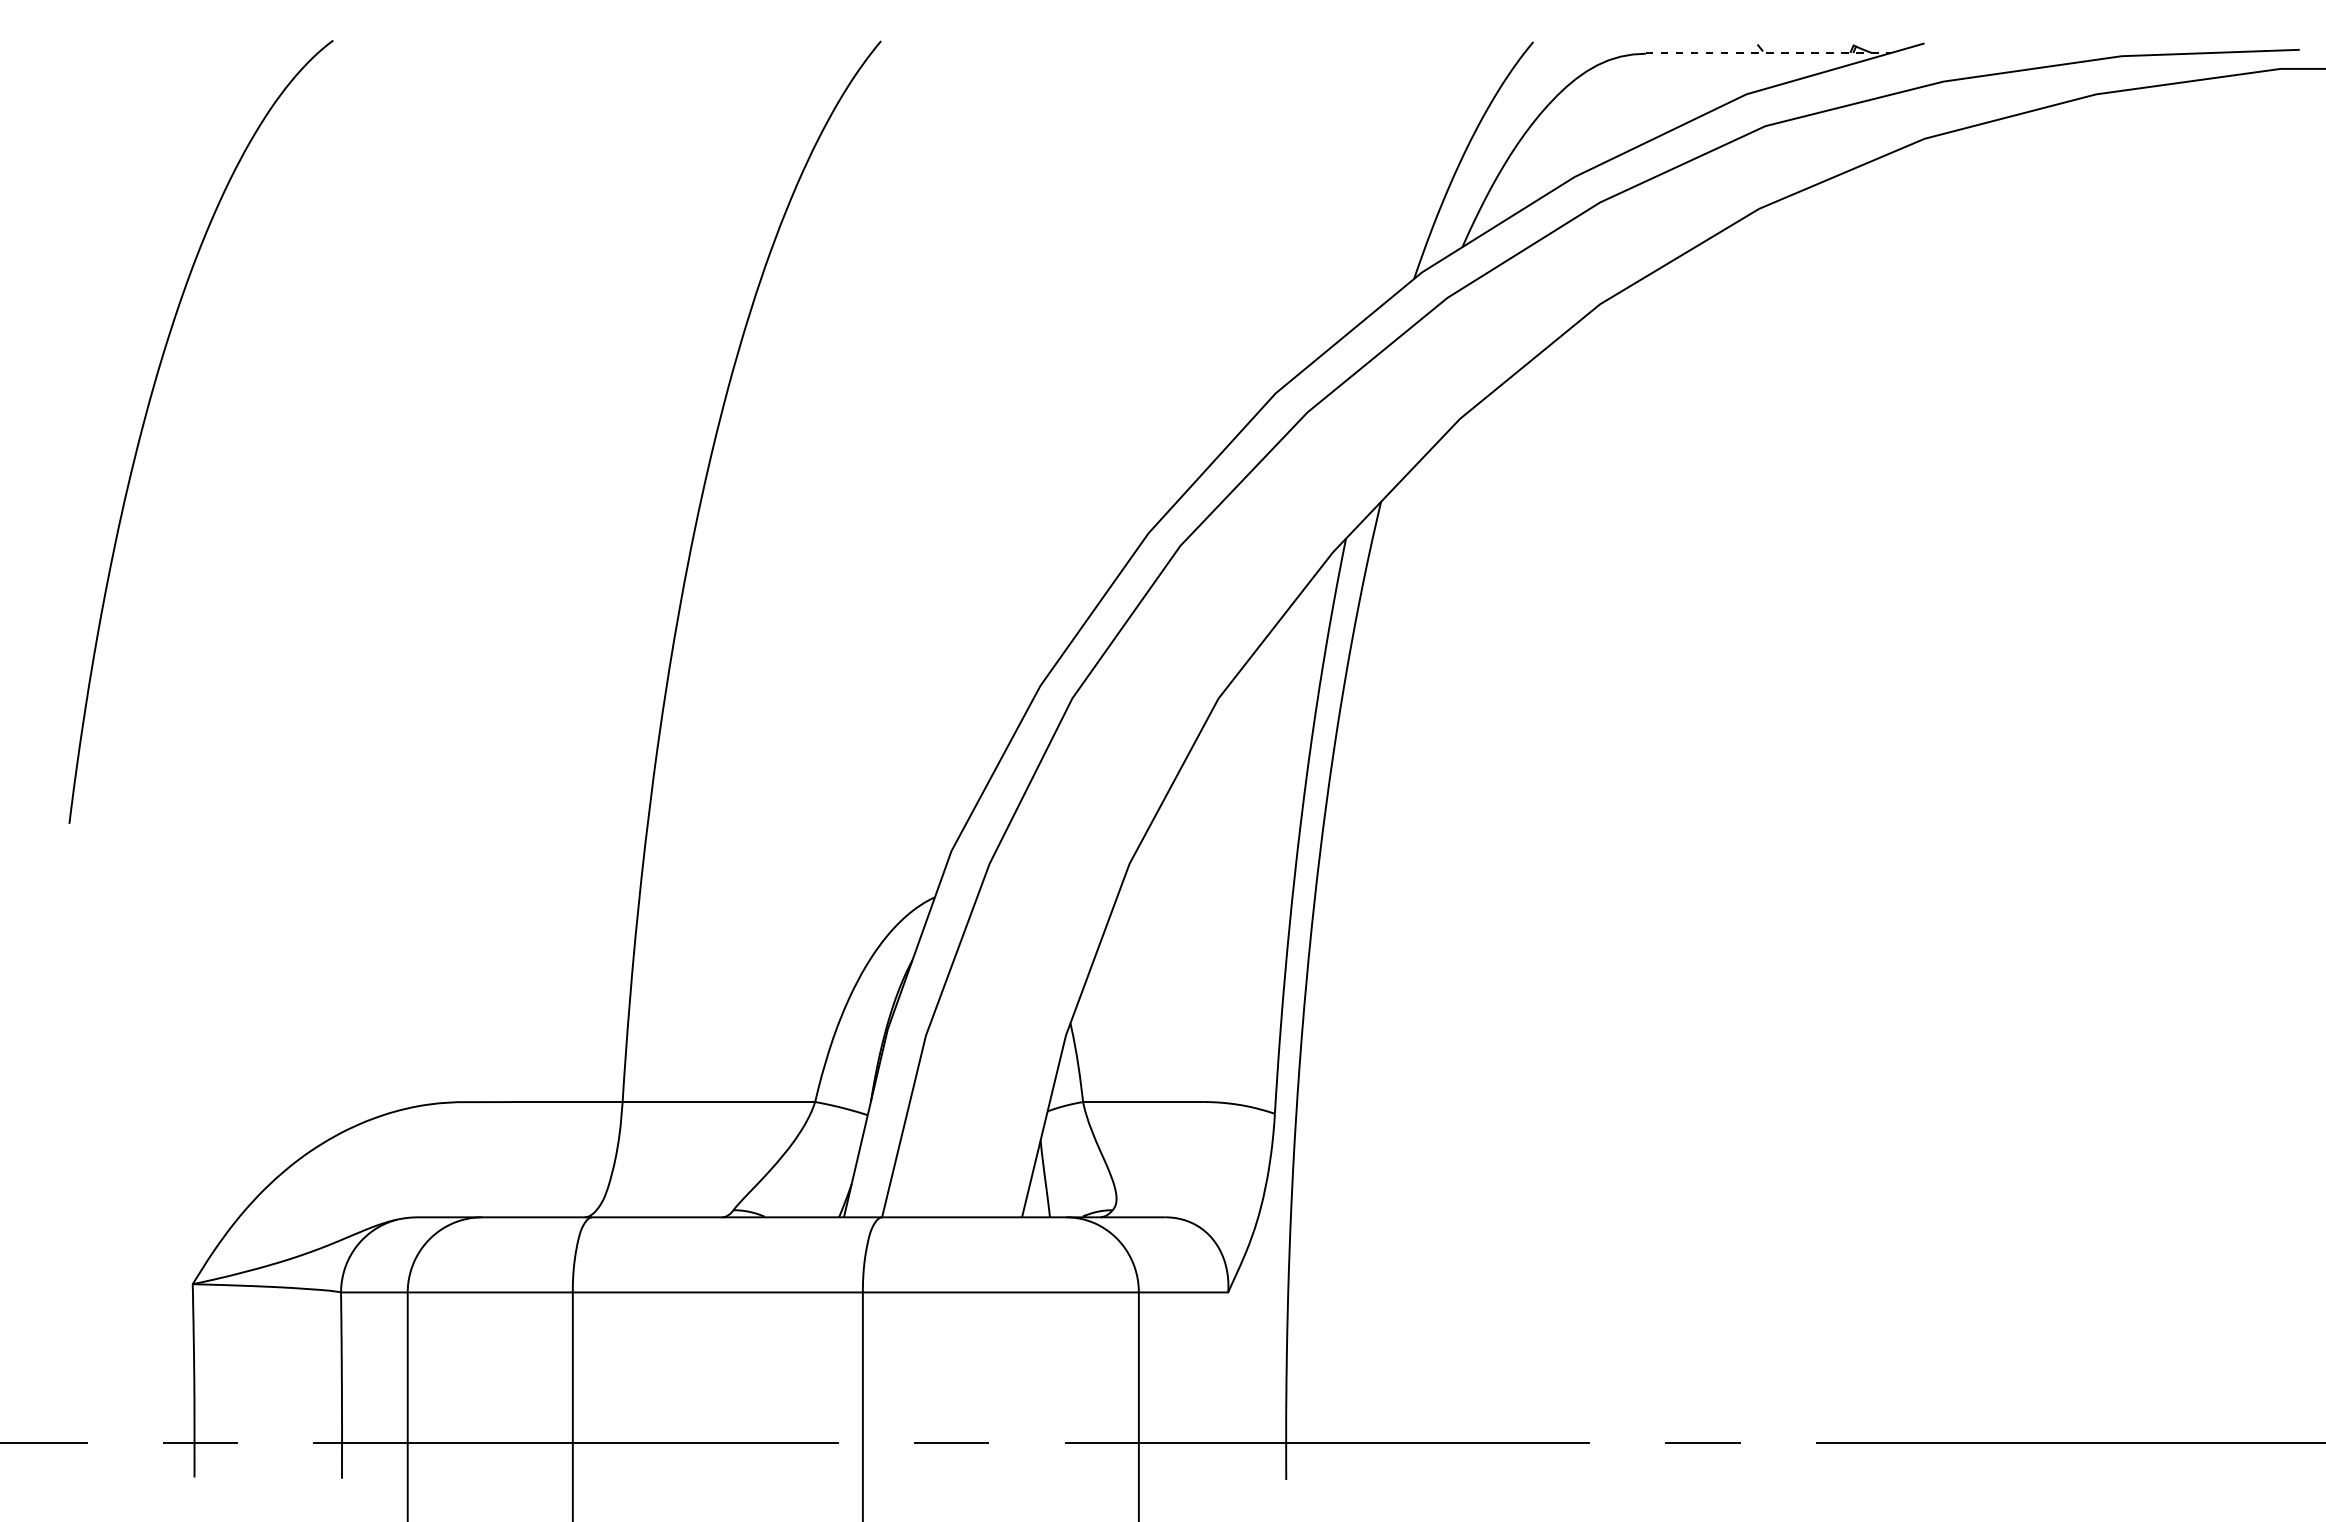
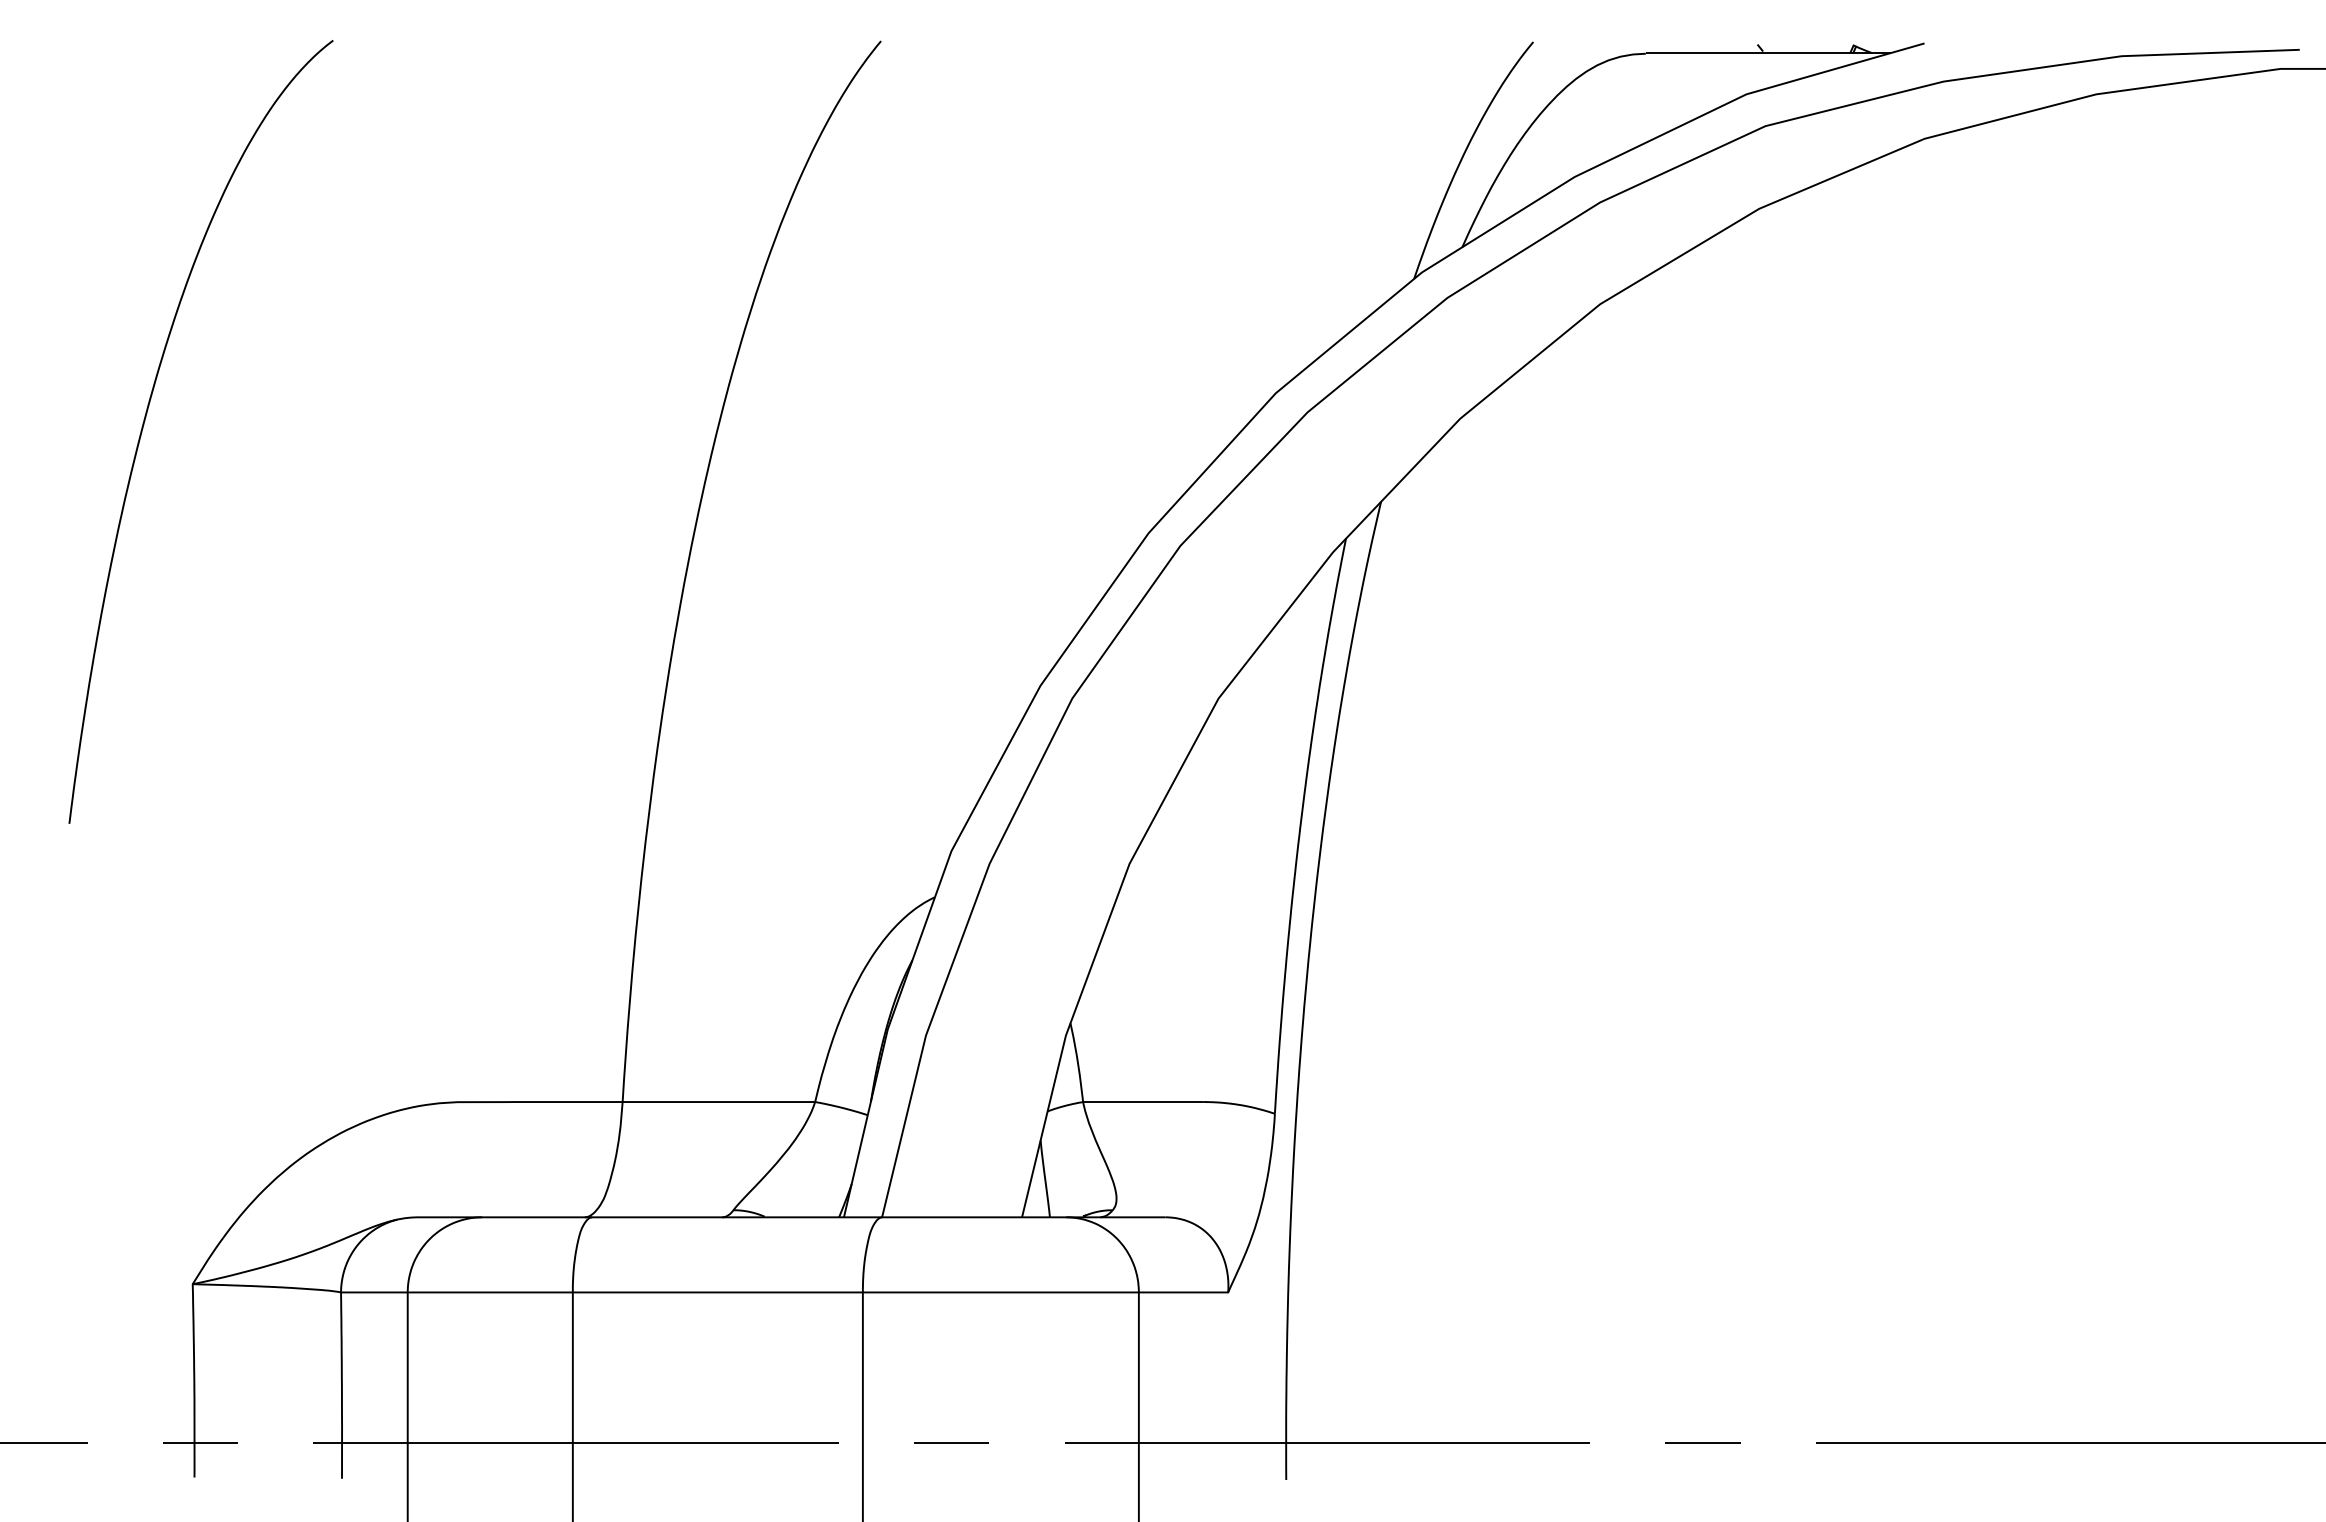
line: dashed -> solid (1768, 52)
